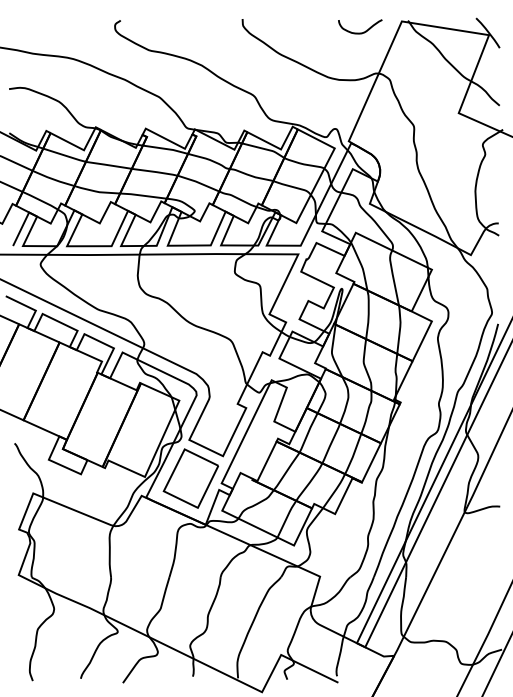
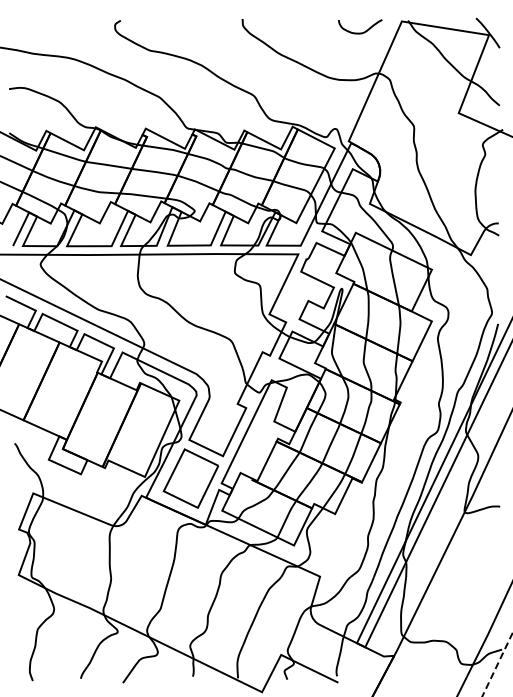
line: solid -> dashed (497, 664)
